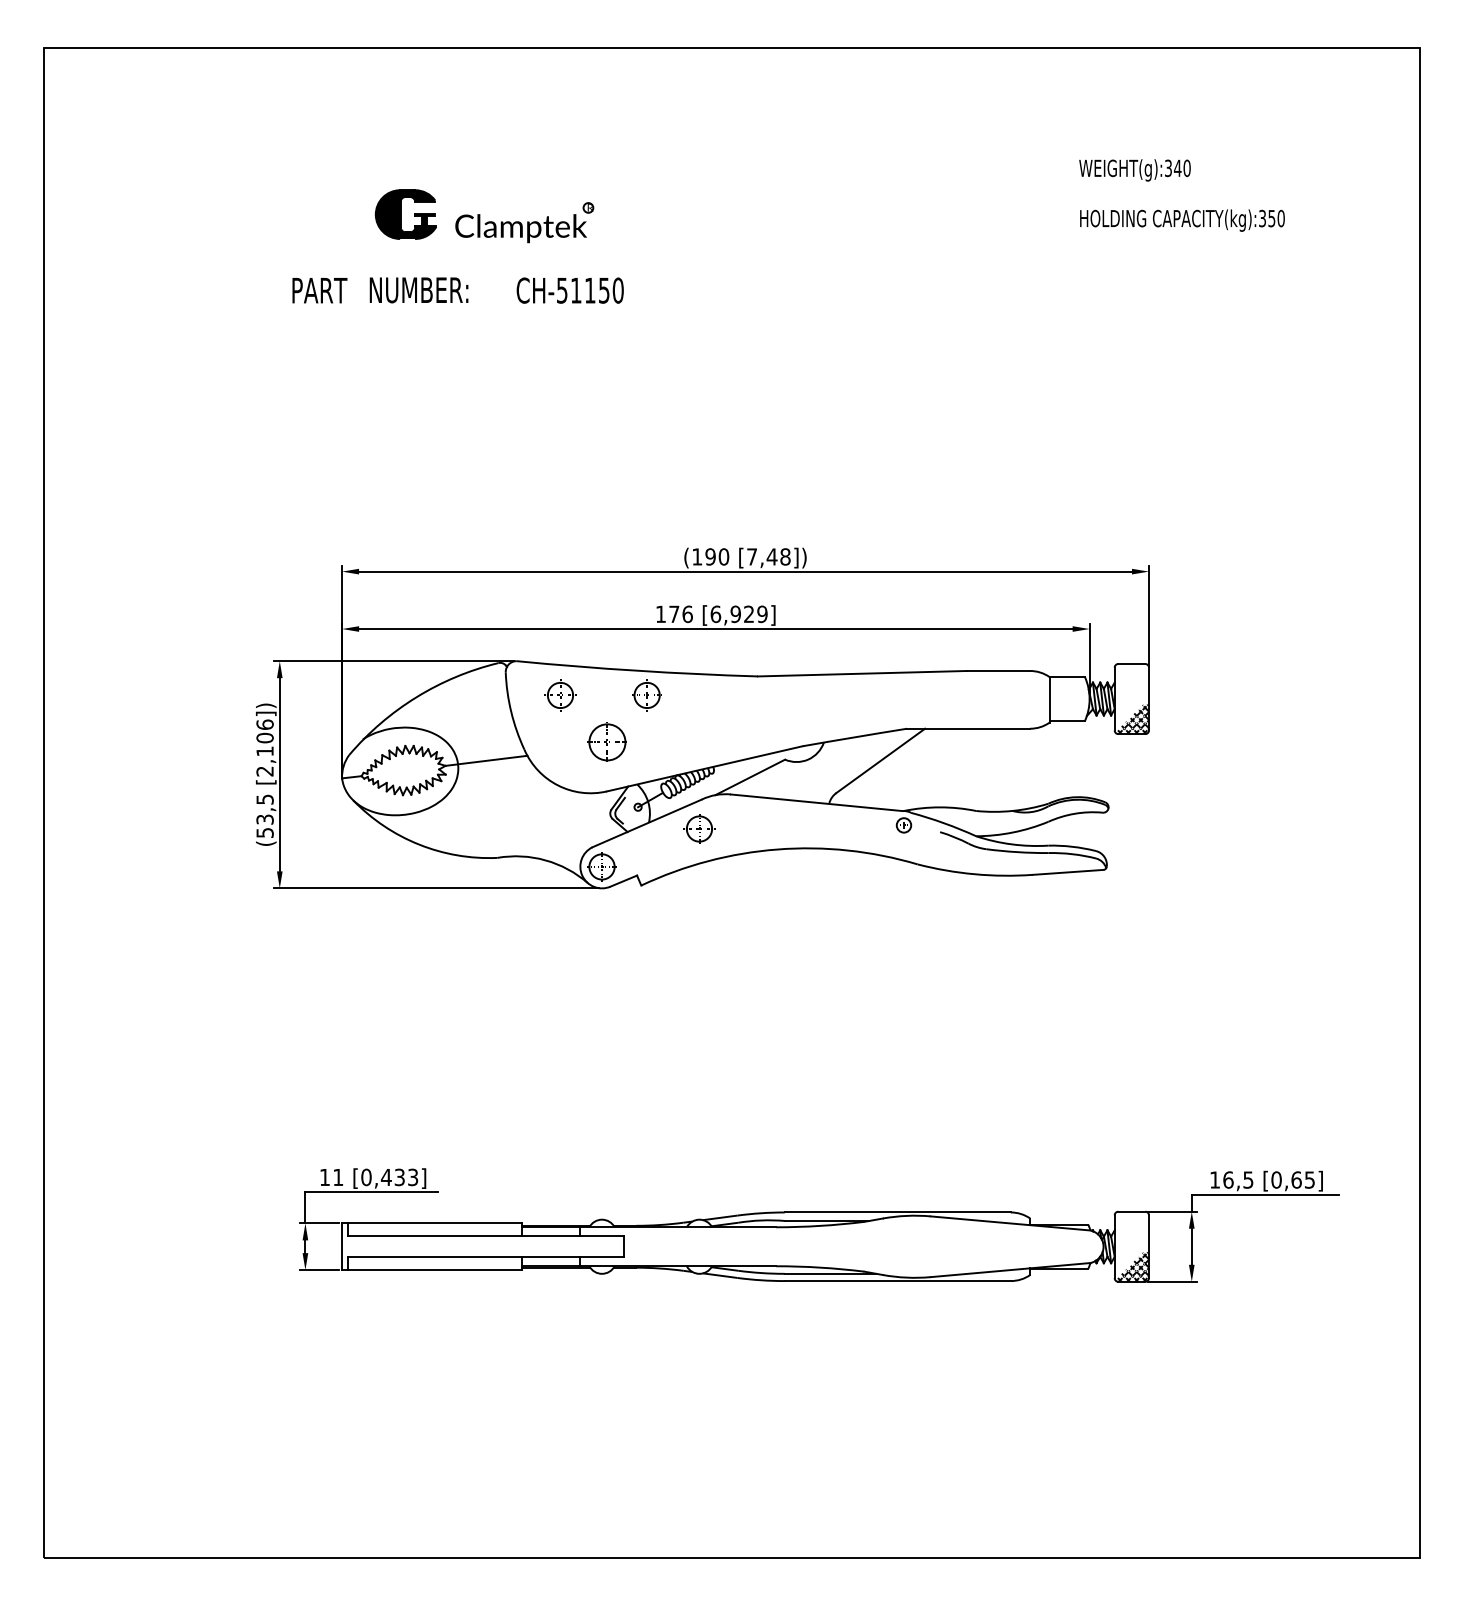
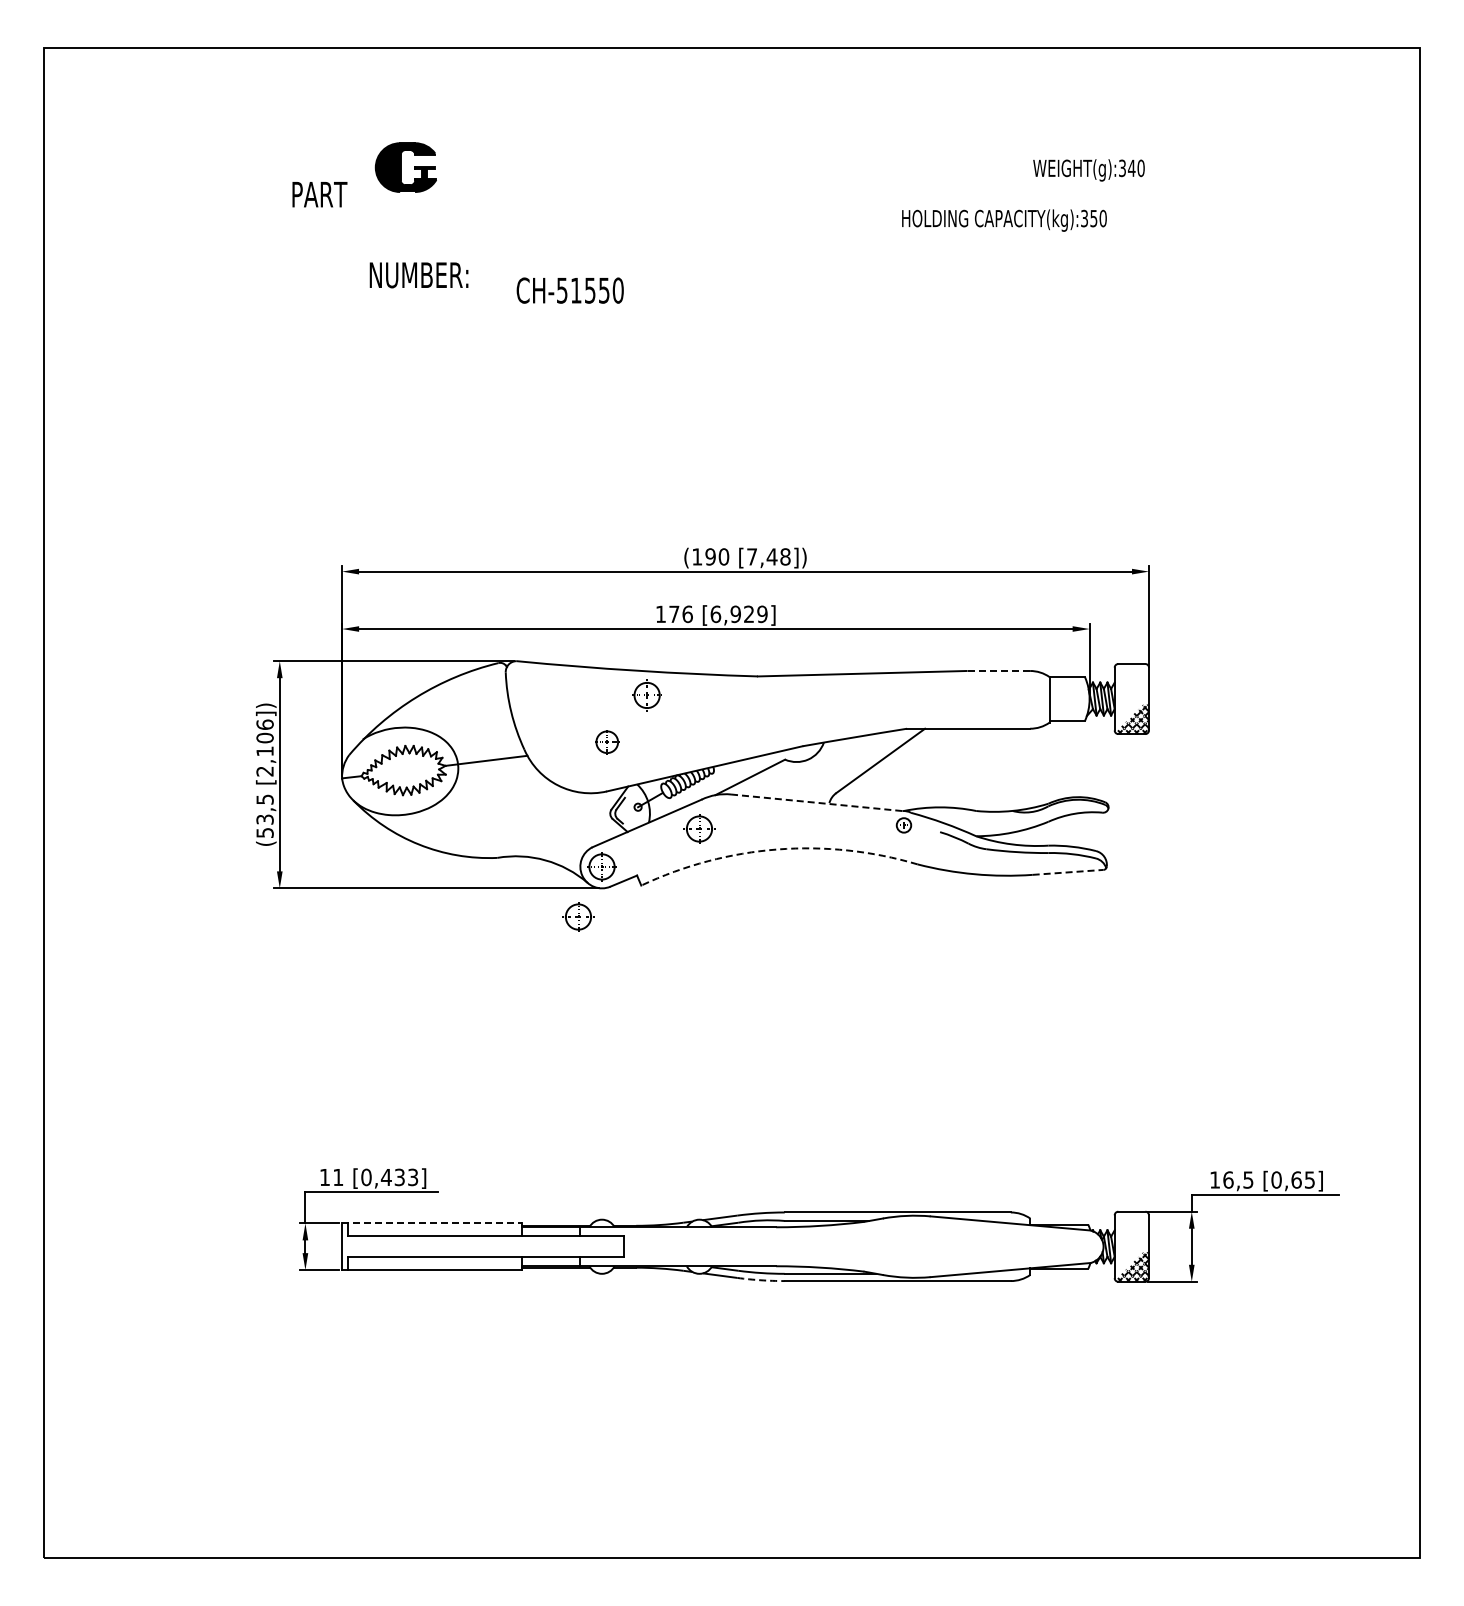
text position: (1134, 170) -> (1088, 170) (1088, 170)
part position: (405, 214) -> (405, 167) (405, 167)
text position: (1182, 220) -> (1004, 220) (1004, 220)
part: present -> none (524, 222)
text position: (319, 290) -> (319, 194) (319, 194)
text position: (418, 290) -> (418, 275) (418, 275)
text: CH-51150 -> CH-51550 (590, 290)
line: solid -> dashed (998, 670)
part: present -> none (560, 695)
part size: 40x40 px -> 25x25 px (607, 742)
line: solid -> dashed (817, 802)
arc: solid -> dashed (777, 849)
line: solid -> dashed (1068, 872)
part: none -> present (578, 916)
line: solid -> dashed (432, 1223)
arc: solid -> dashed (760, 1280)
